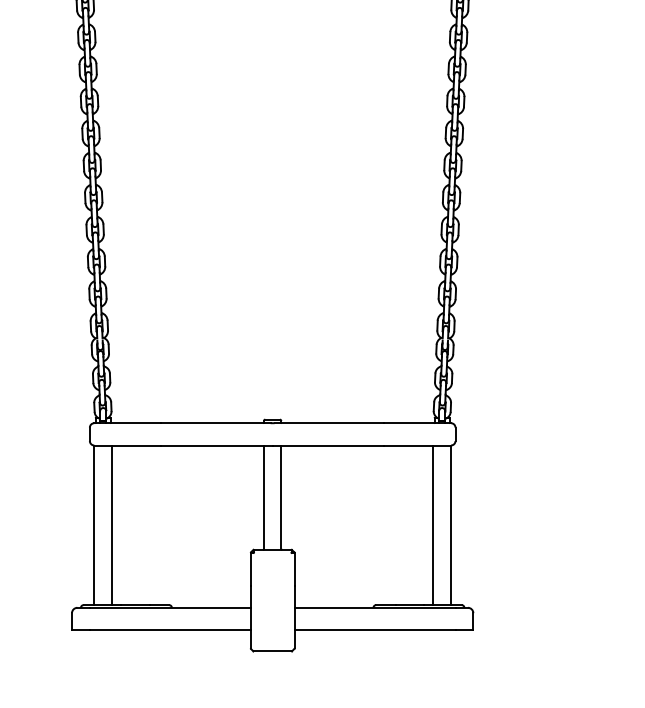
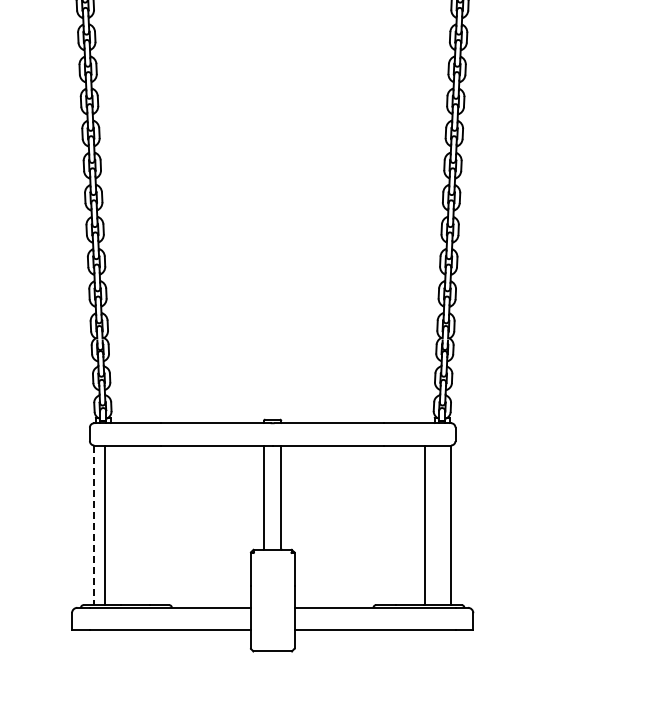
line: solid -> dashed (94, 525)
line position: (112, 525) -> (105, 525) (105, 525)
line position: (433, 525) -> (425, 525) (425, 525)
